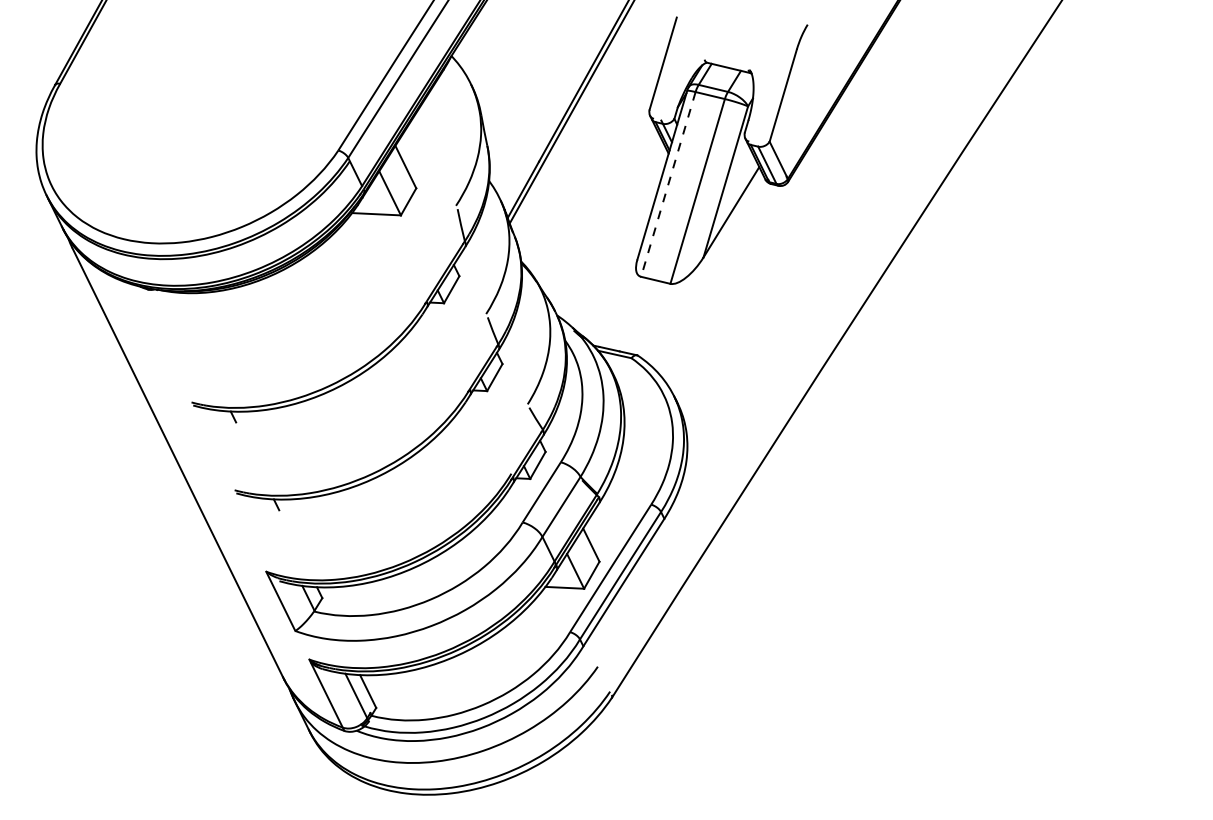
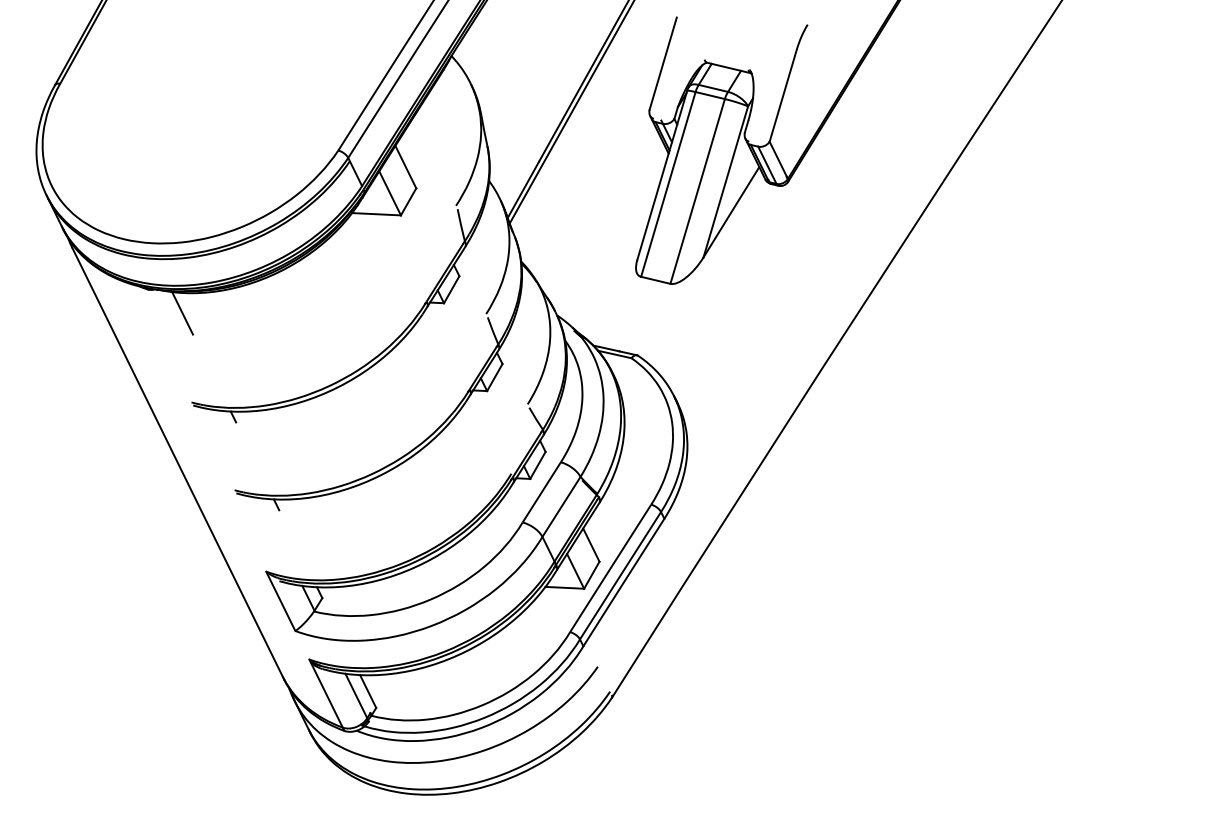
line: dashed -> solid (668, 184)
line: none -> present (182, 313)
